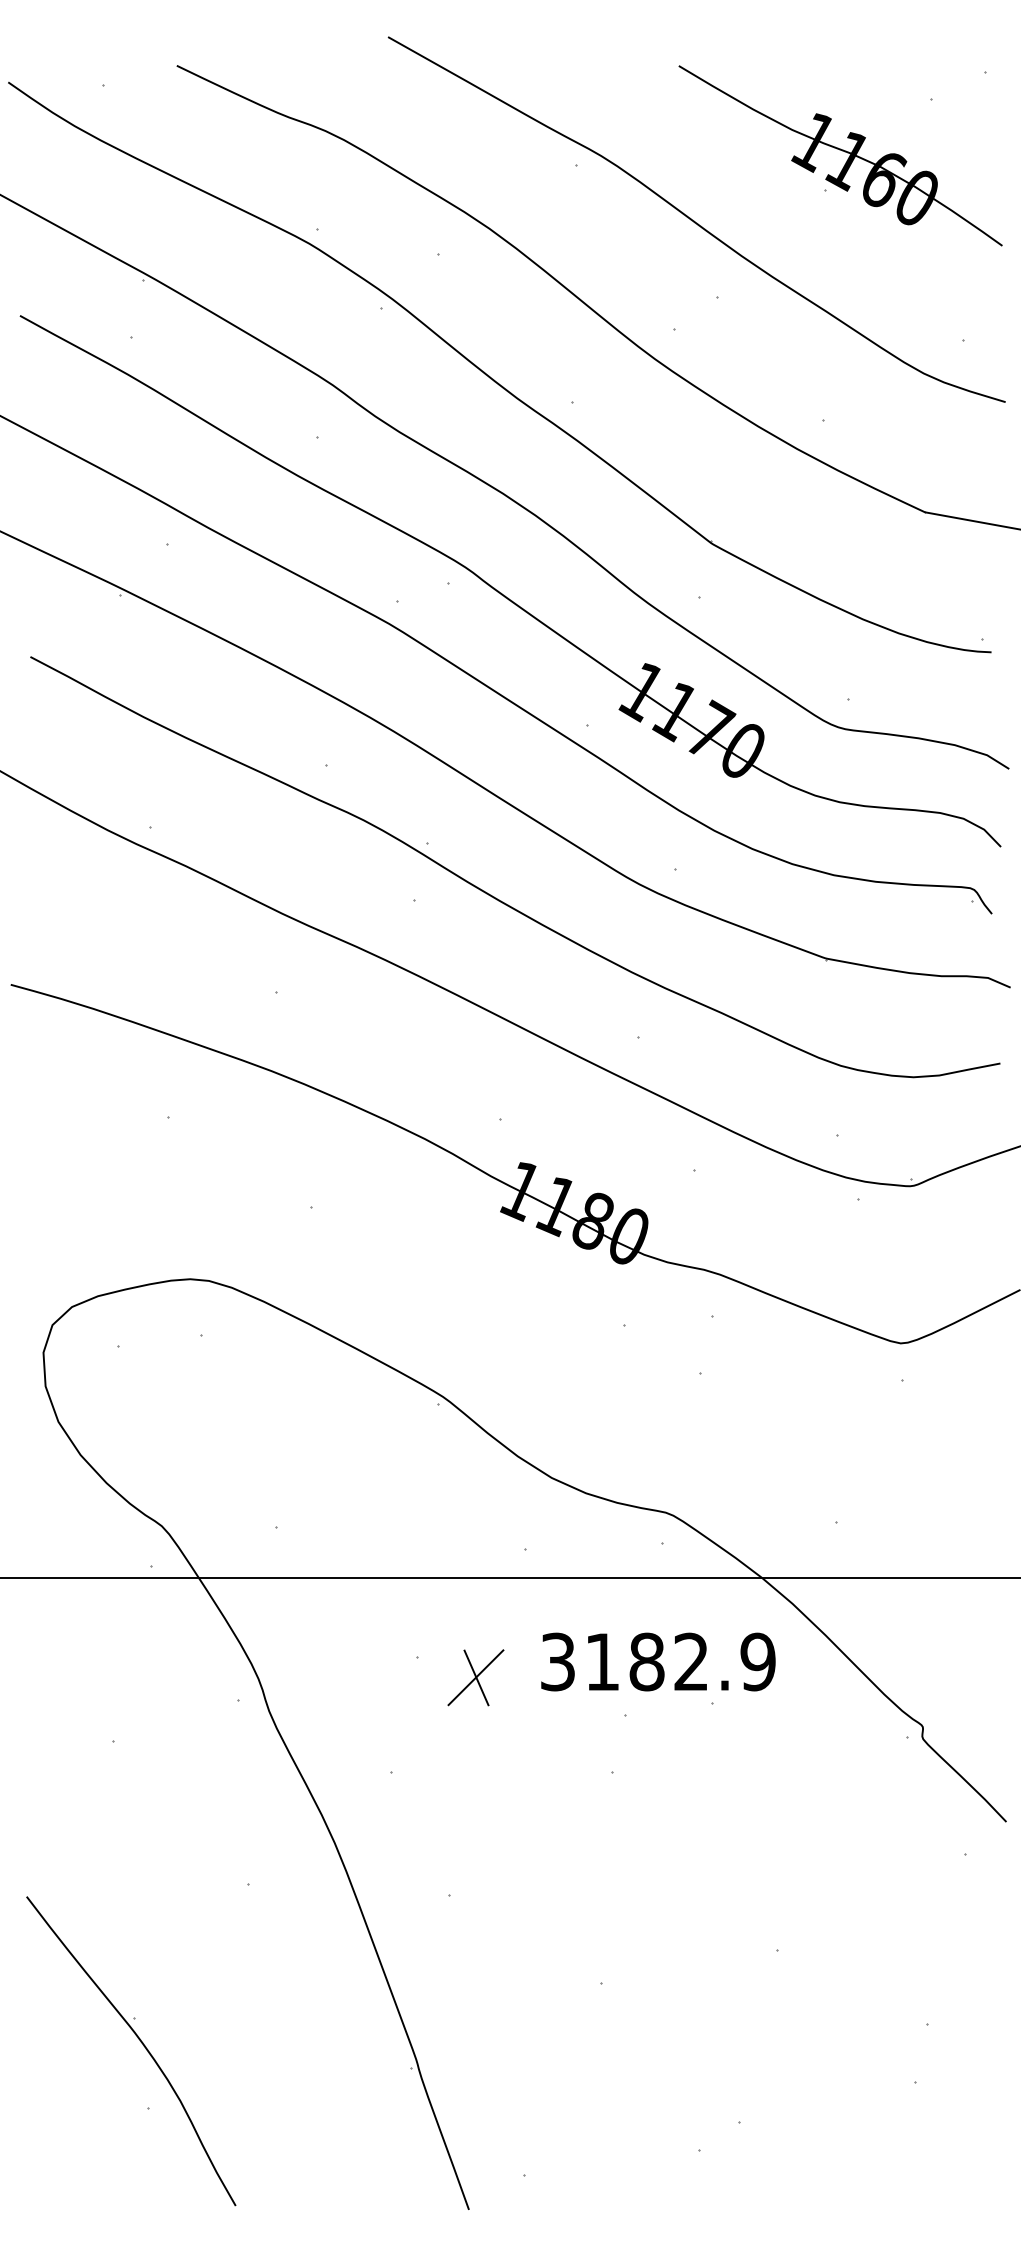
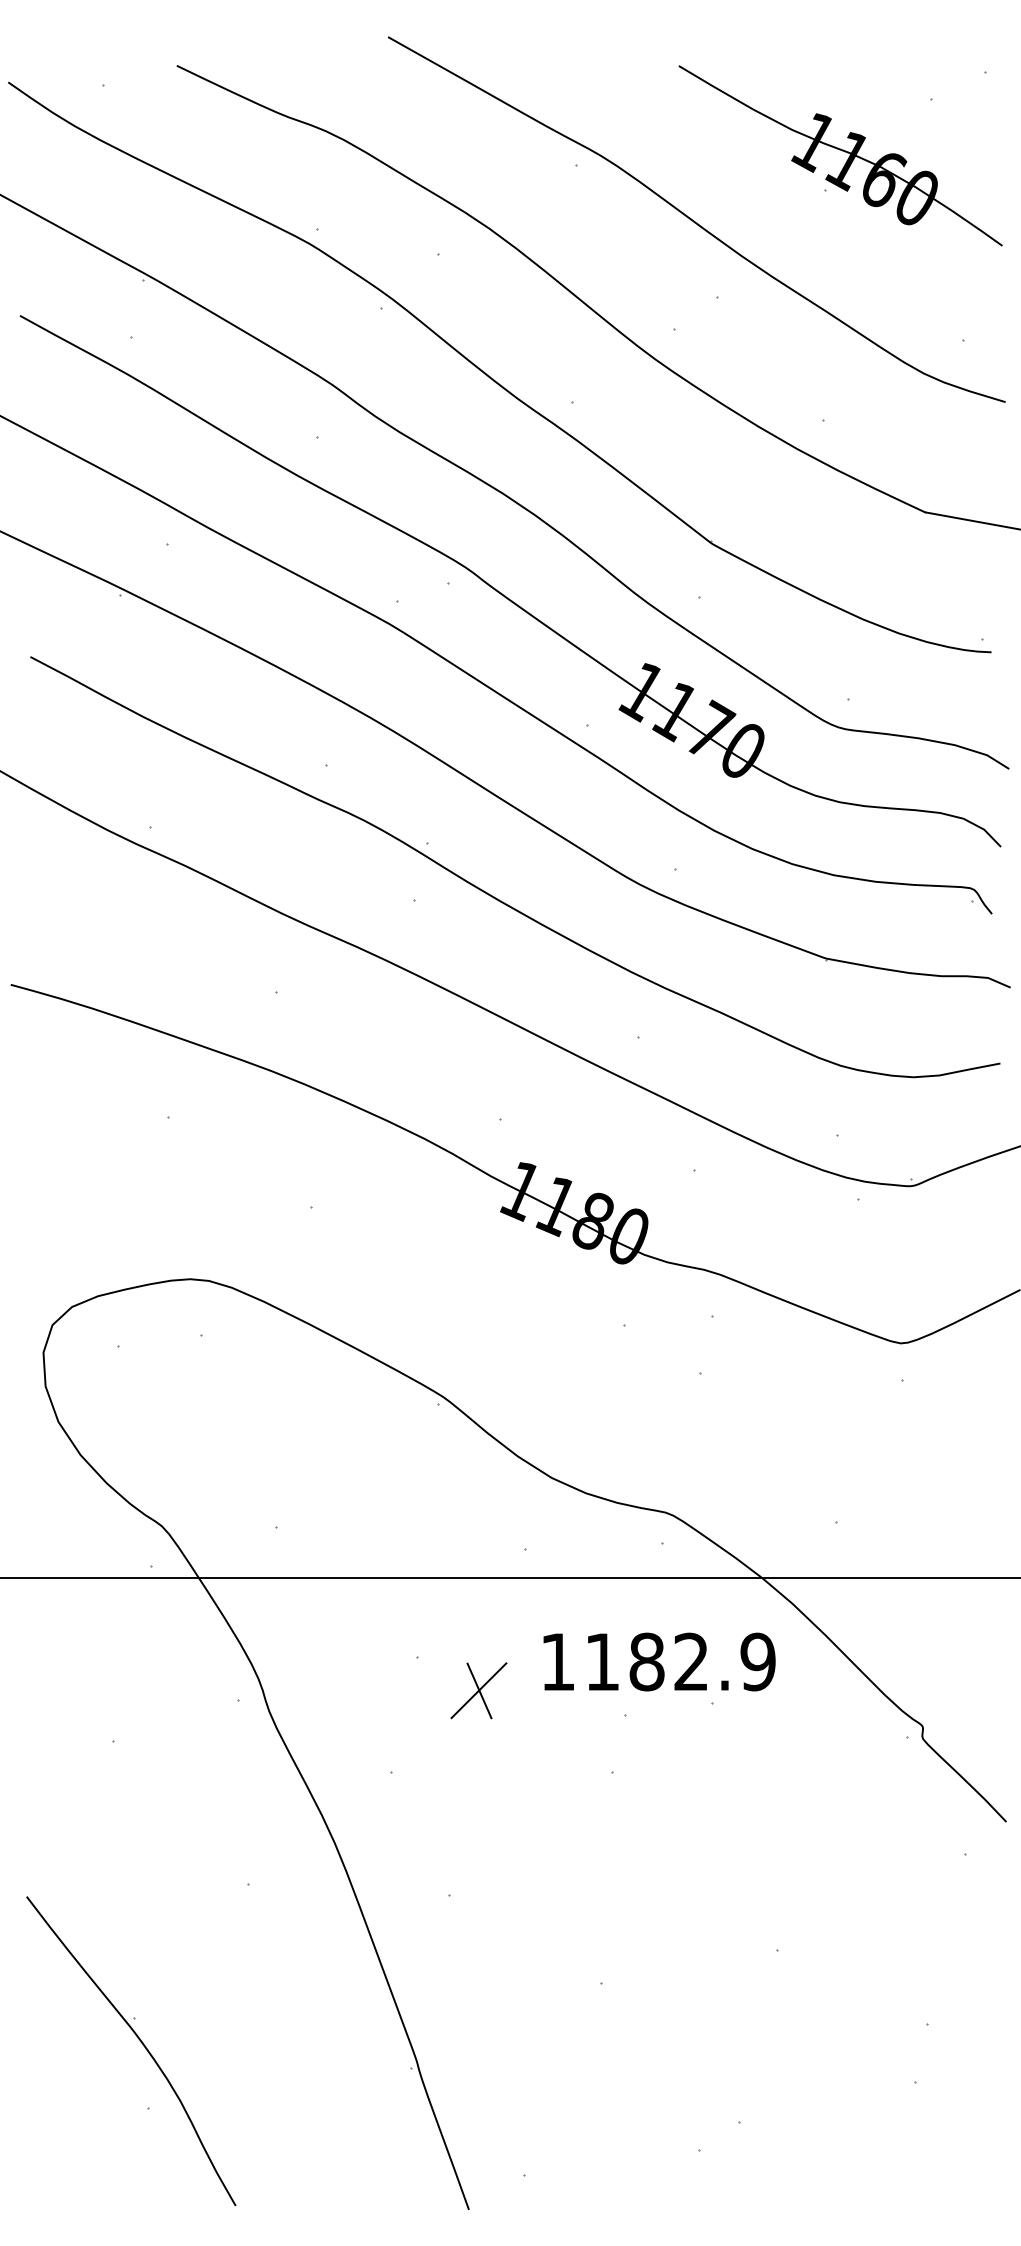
text: 3182.9 -> 1182.9 (557, 1661)
part position: (475, 1677) -> (478, 1690) (478, 1690)
